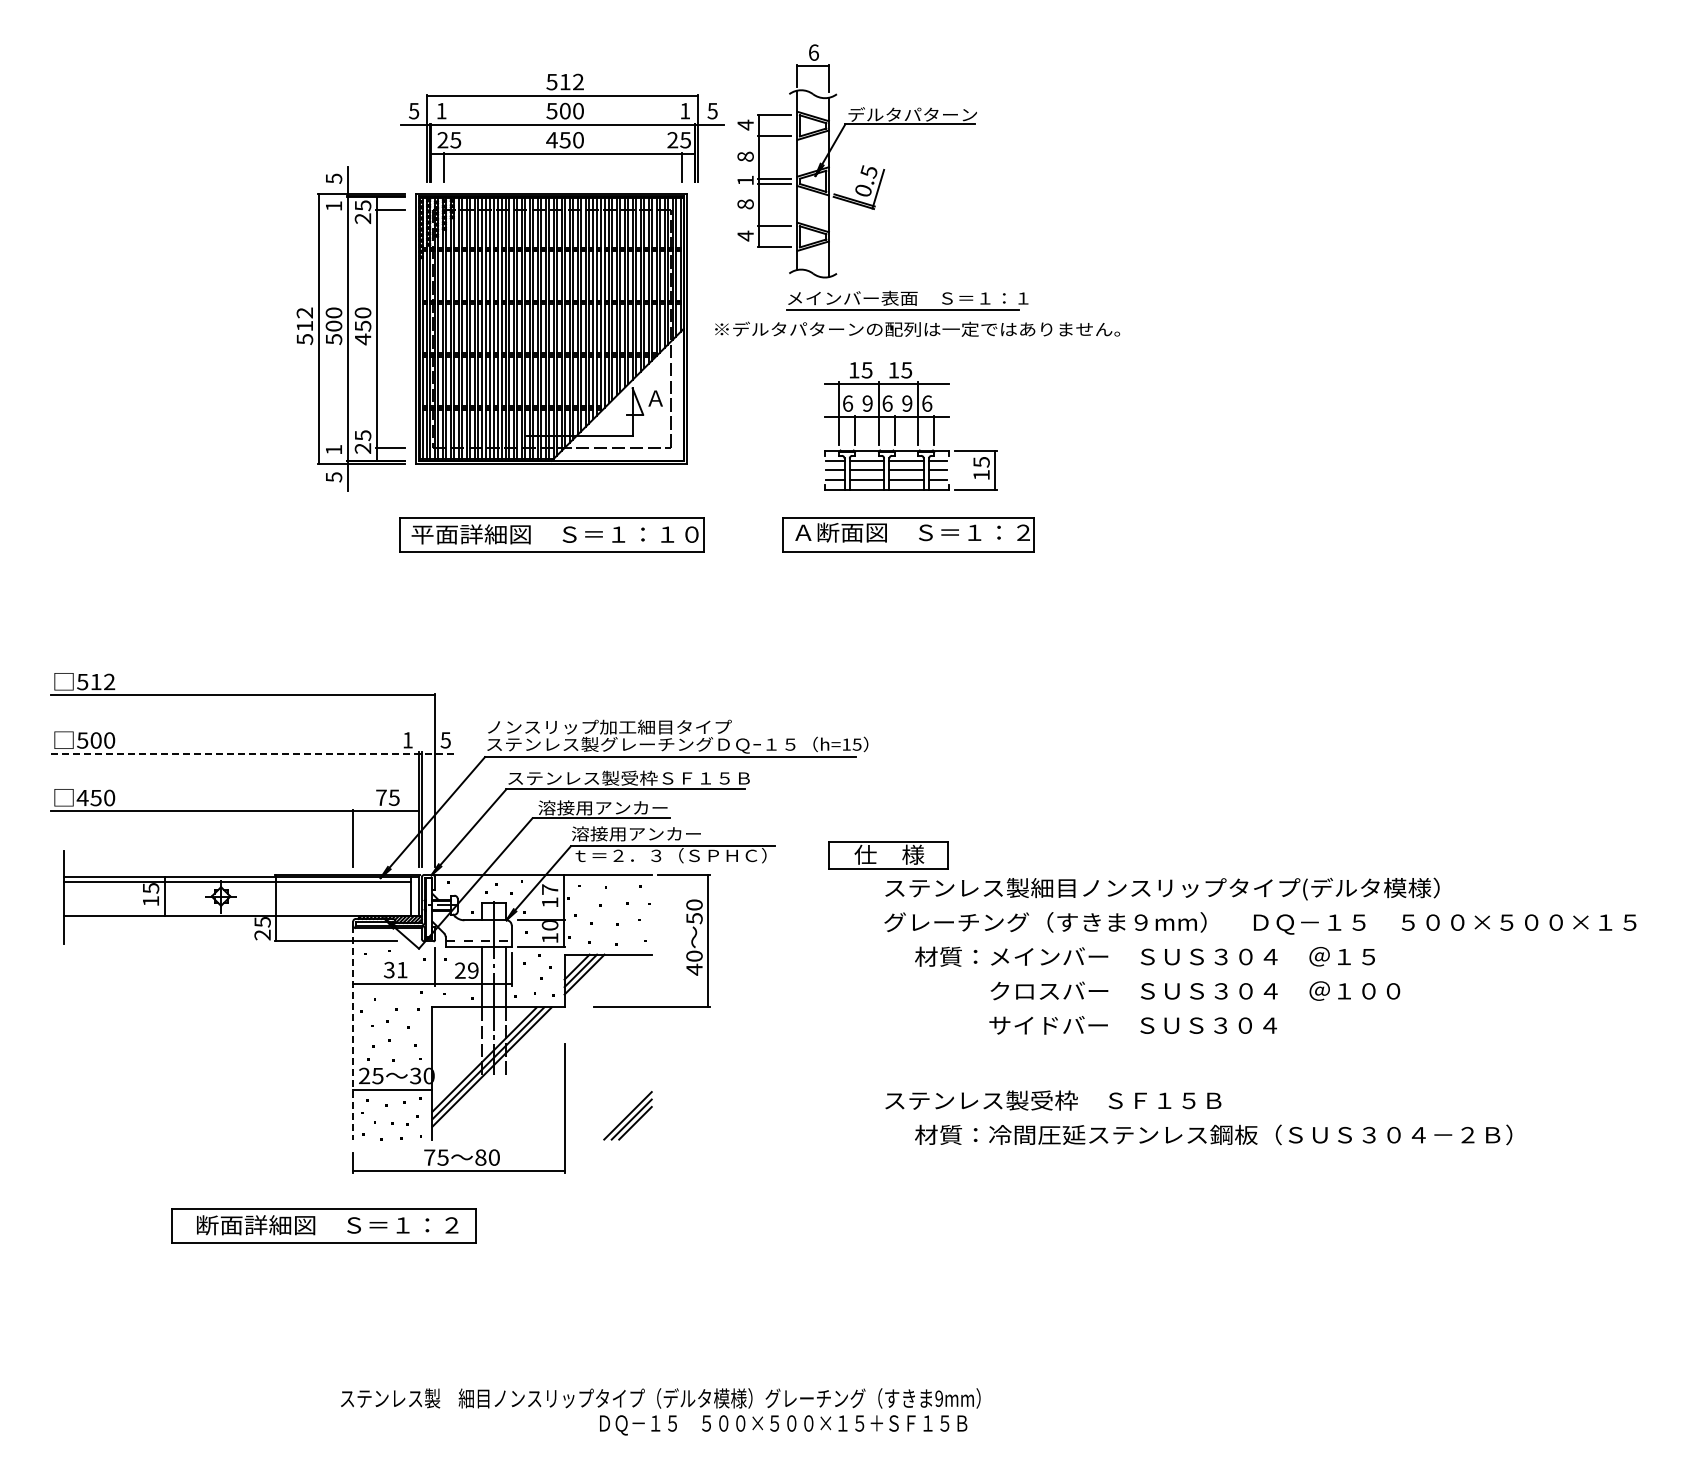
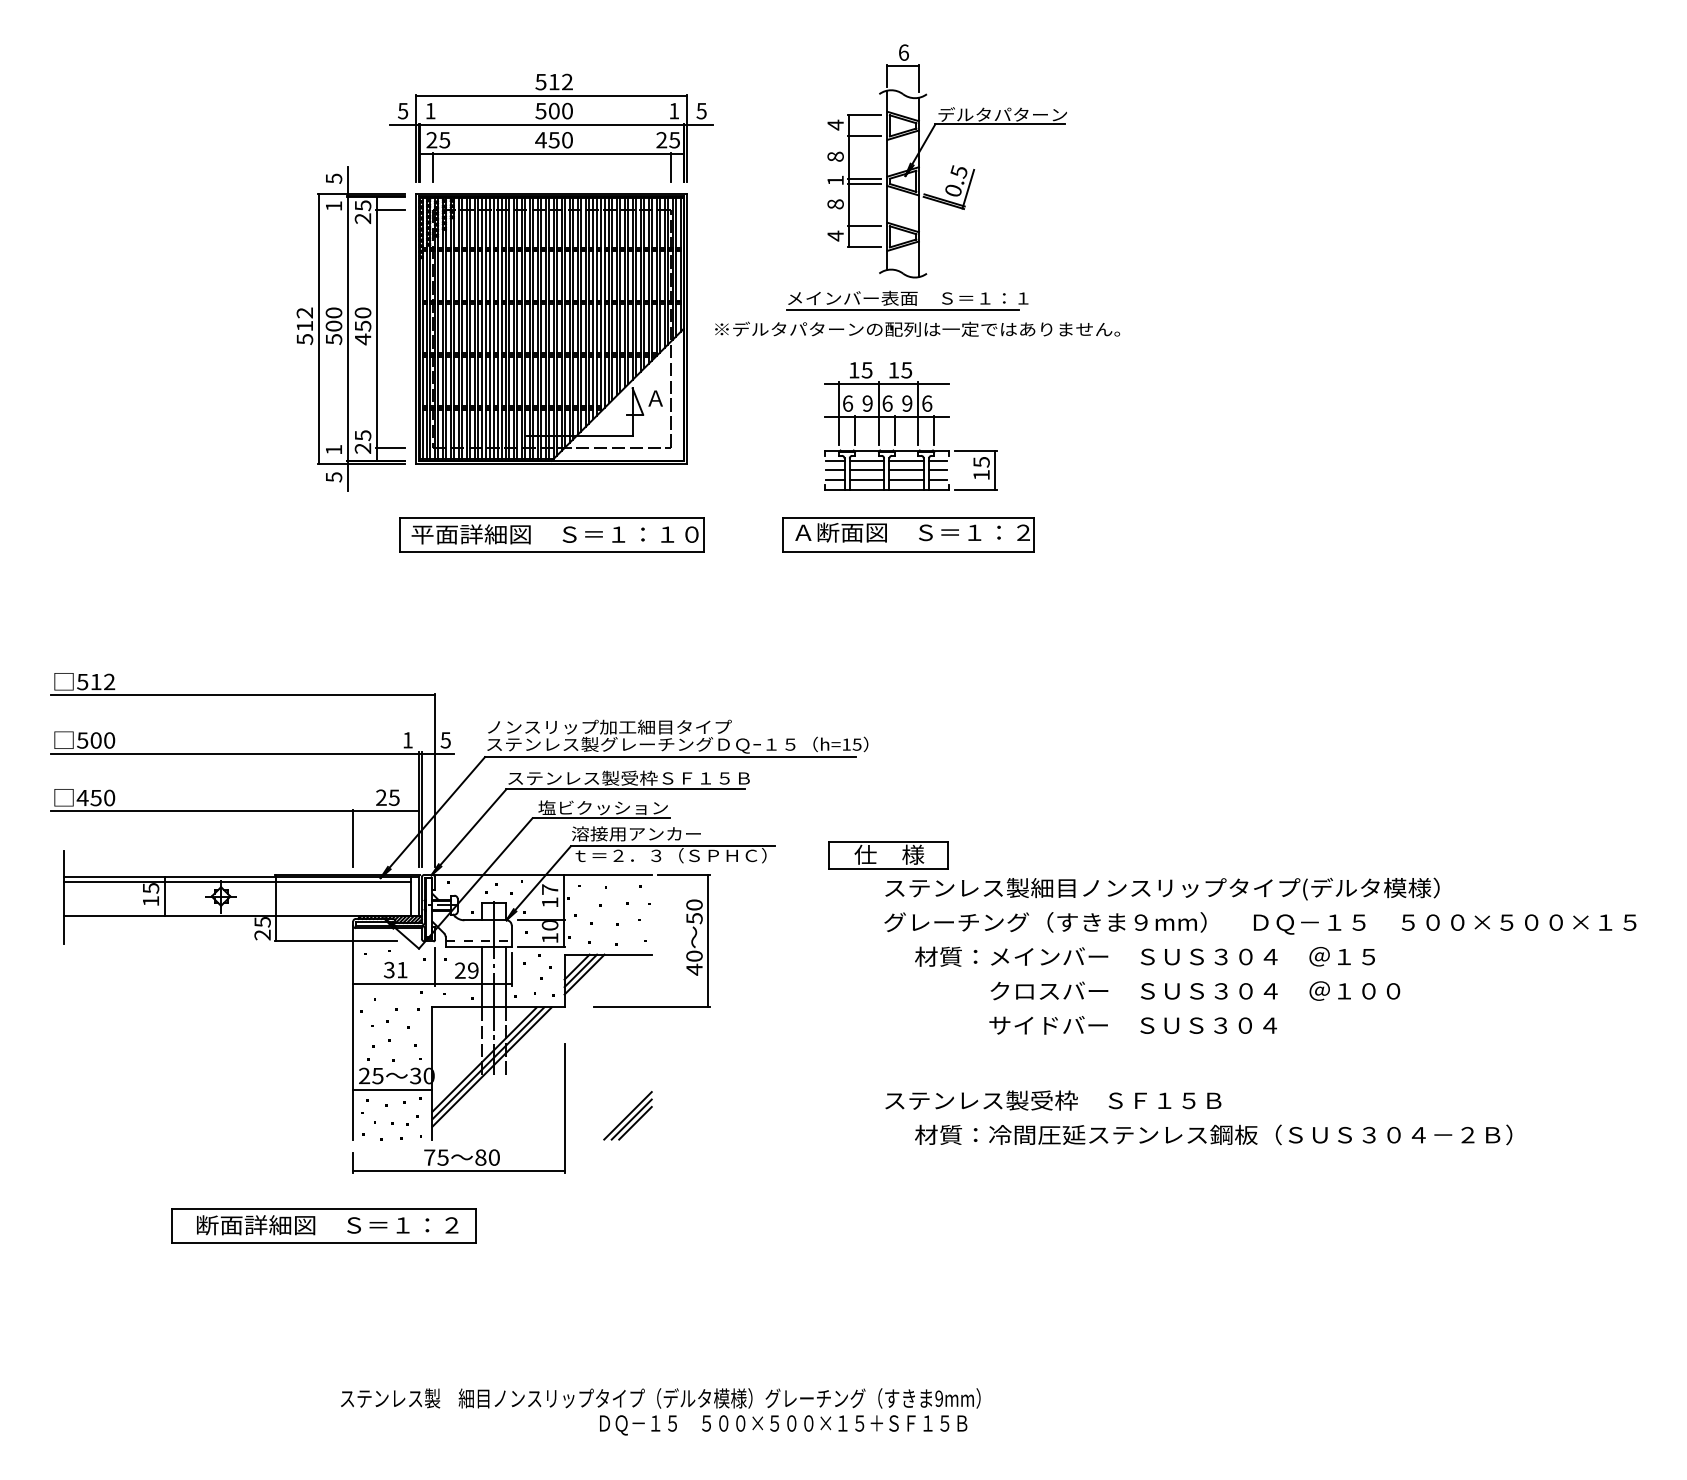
part position: (562, 127) -> (551, 127) (551, 127)
part position: (862, 165) -> (952, 165) (952, 165)
line: dashed -> solid (252, 753)
text: 75 -> 25 (381, 797)
text: 溶接用アンカー -> 塩ビクッション (602, 807)
line: dashed -> solid (353, 1033)
